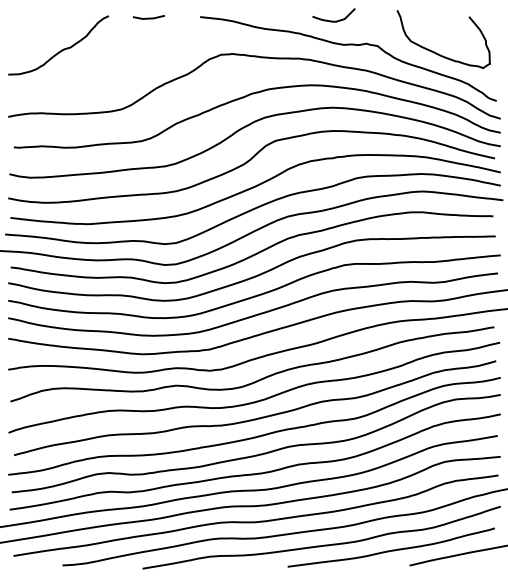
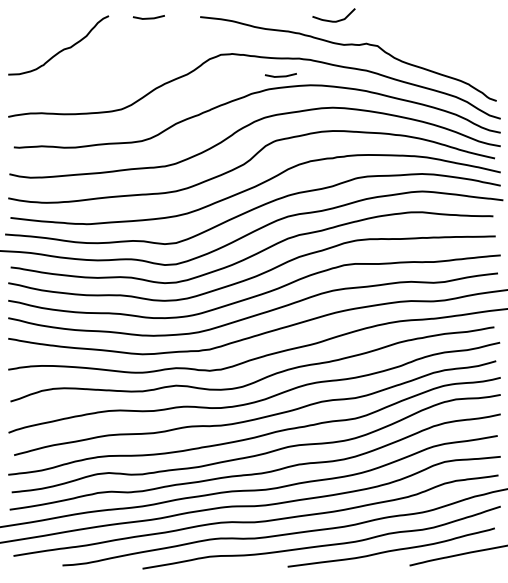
curve: present -> none (436, 52)
line: none -> present (280, 75)
